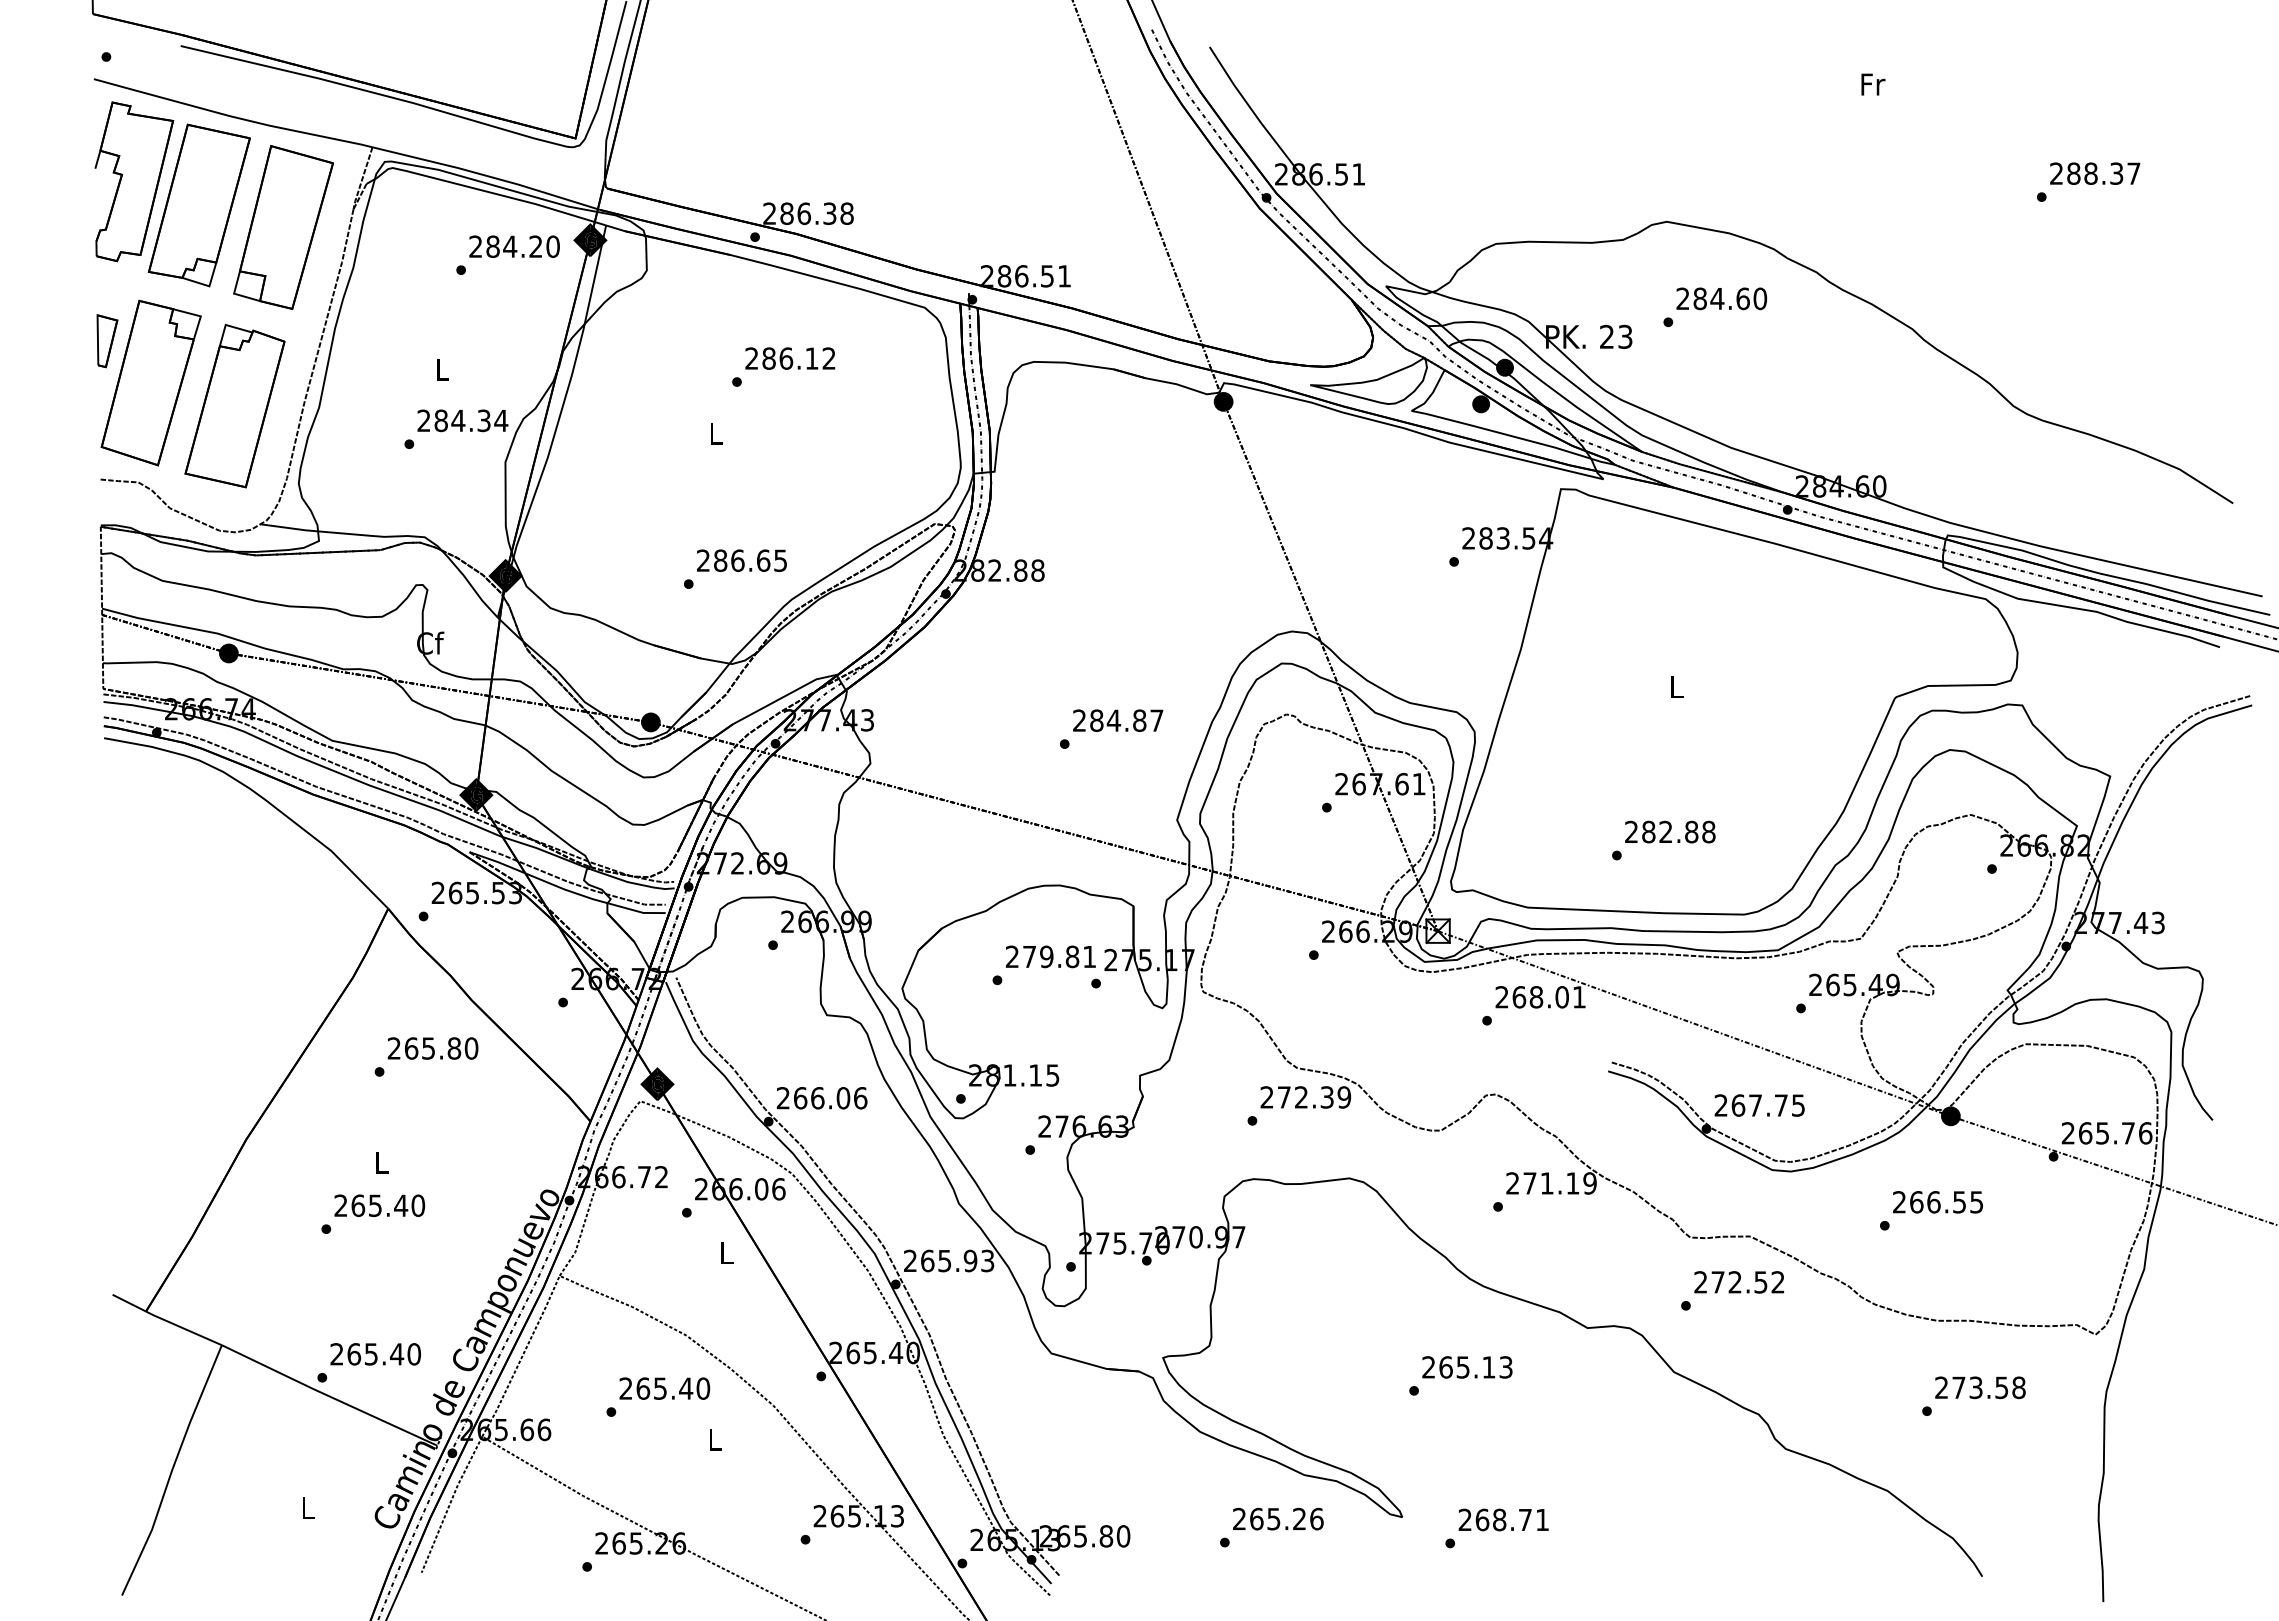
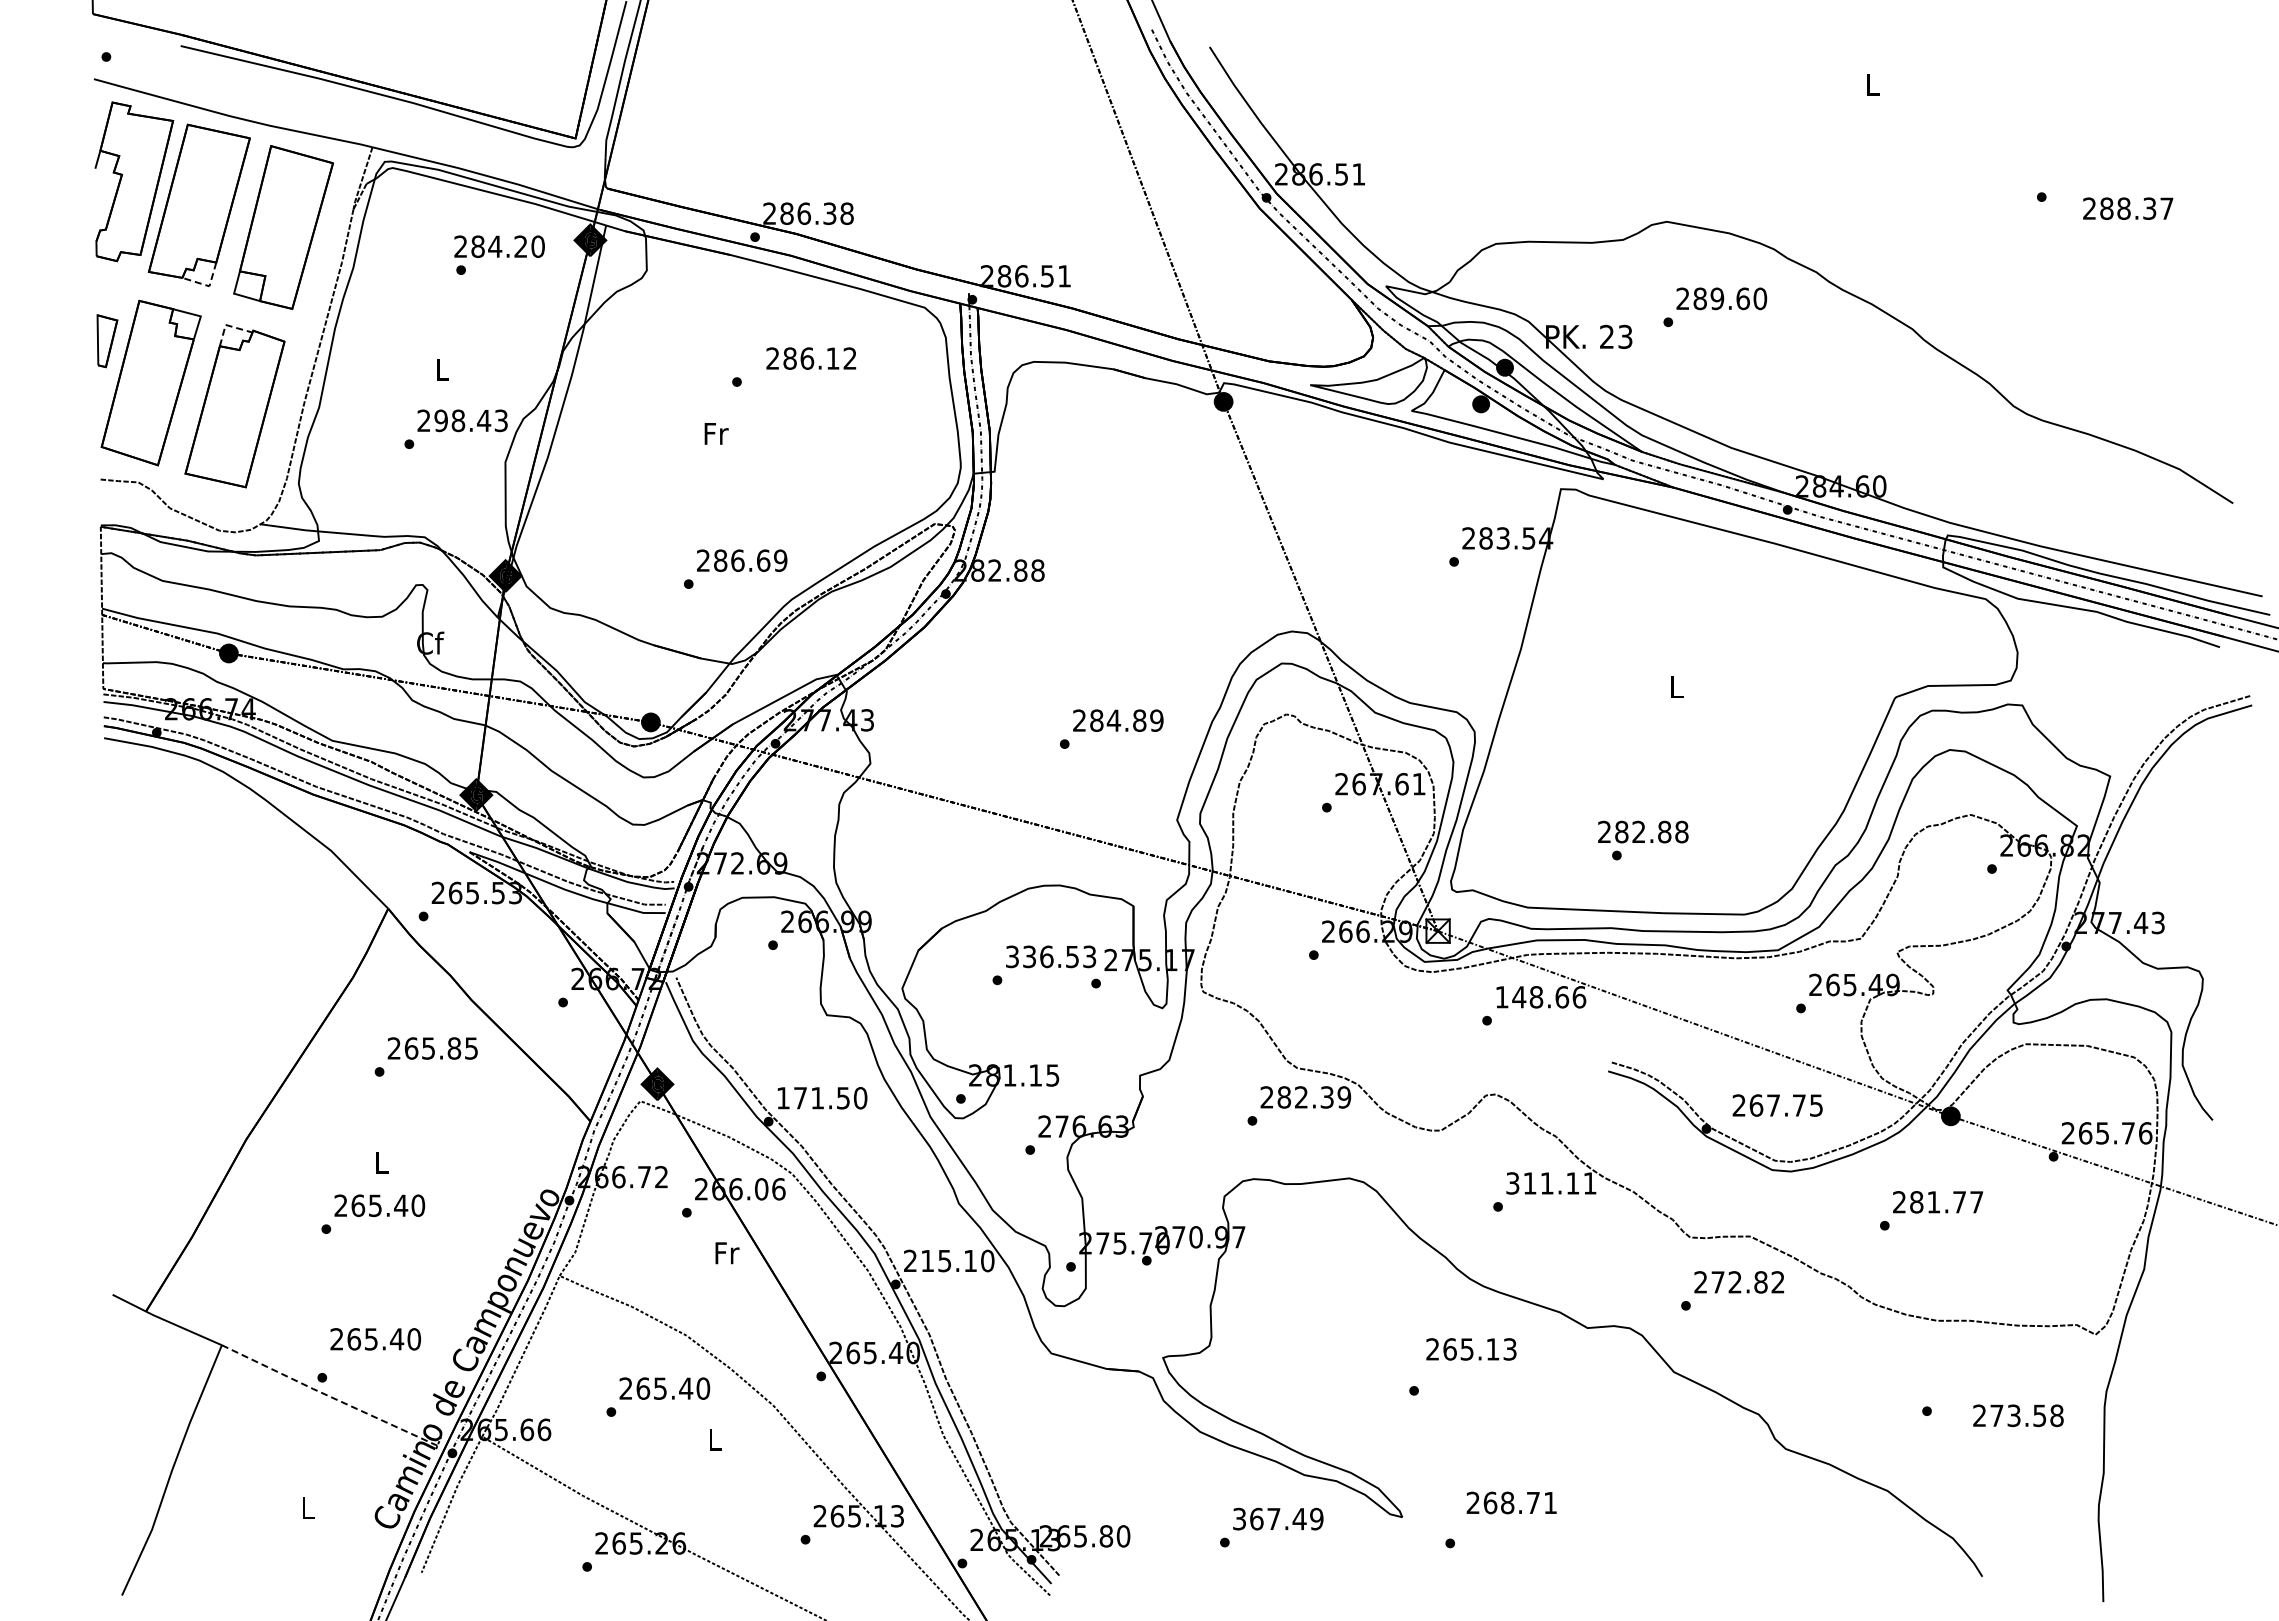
text: Fr -> L (1873, 84)
text position: (2095, 173) -> (2128, 208) (2128, 208)
text position: (514, 246) -> (499, 246) (499, 246)
line: solid -> dashed (207, 285)
text: 284.60 -> 289.60 (1717, 298)
line: solid -> dashed (227, 325)
text position: (790, 358) -> (811, 358) (811, 358)
text: 284.34 -> 298.43 (471, 420)
text: L -> Fr (716, 433)
text: 286.65 -> 286.69 (780, 560)
text: 284.87 -> 284.89 (1156, 720)
text position: (1670, 831) -> (1643, 831) (1643, 831)
text: 279.81 -> 336.53 (1051, 956)
text: 268.01 -> 148.66 (1540, 997)
text: 265.80 -> 265.85 (471, 1048)
text: 272.39 -> 282.39 (1284, 1097)
text: 266.06 -> 171.50 (821, 1098)
text position: (1759, 1105) -> (1777, 1105) (1777, 1105)
text: 271.19 -> 311.11 (1551, 1183)
text: 266.55 -> 281.77 (1946, 1202)
text: L -> Fr (727, 1253)
text: 265.93 -> 215.10 (957, 1260)
text: 272.52 -> 272.82 (1760, 1282)
text position: (375, 1354) -> (375, 1339) (375, 1339)
text position: (1467, 1367) -> (1471, 1349) (1471, 1349)
text position: (1980, 1387) -> (2018, 1415) (2018, 1415)
line: solid -> dashed (328, 1396)
text: 265.26 -> 367.49 (1278, 1518)
text position: (1503, 1519) -> (1511, 1502) (1511, 1502)
